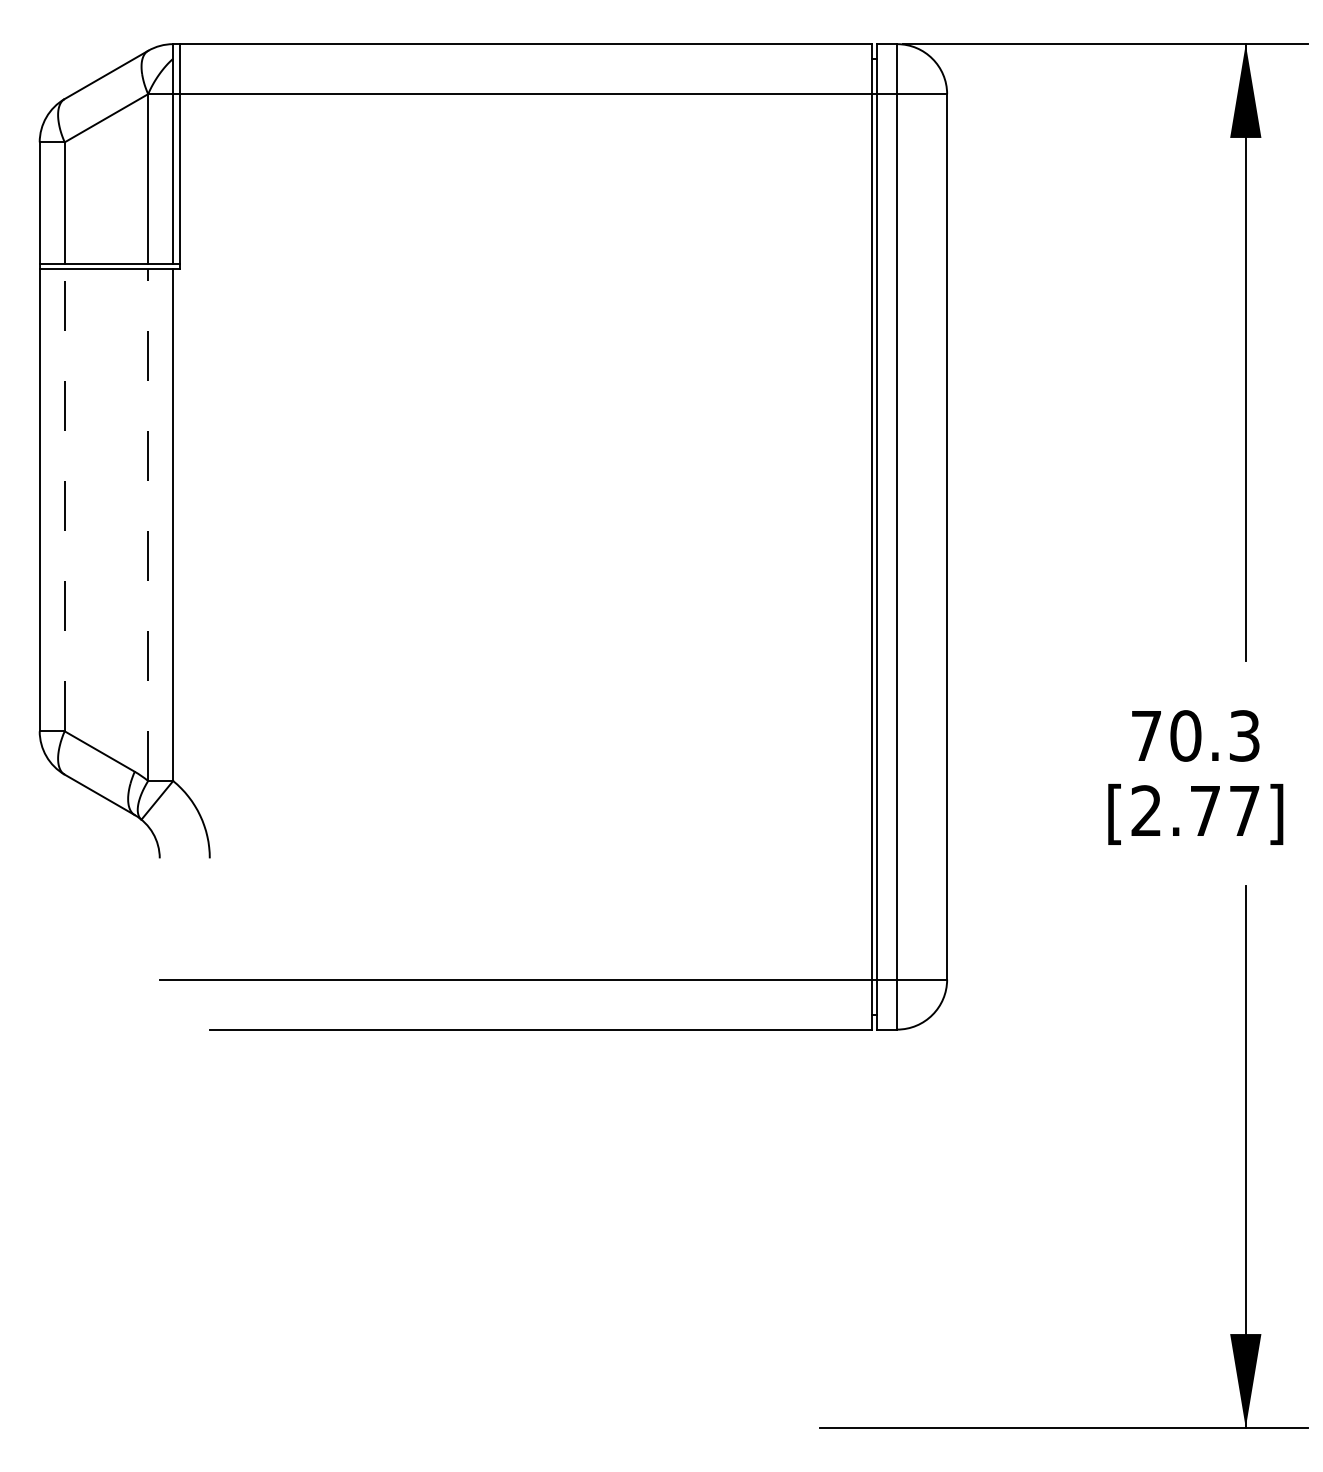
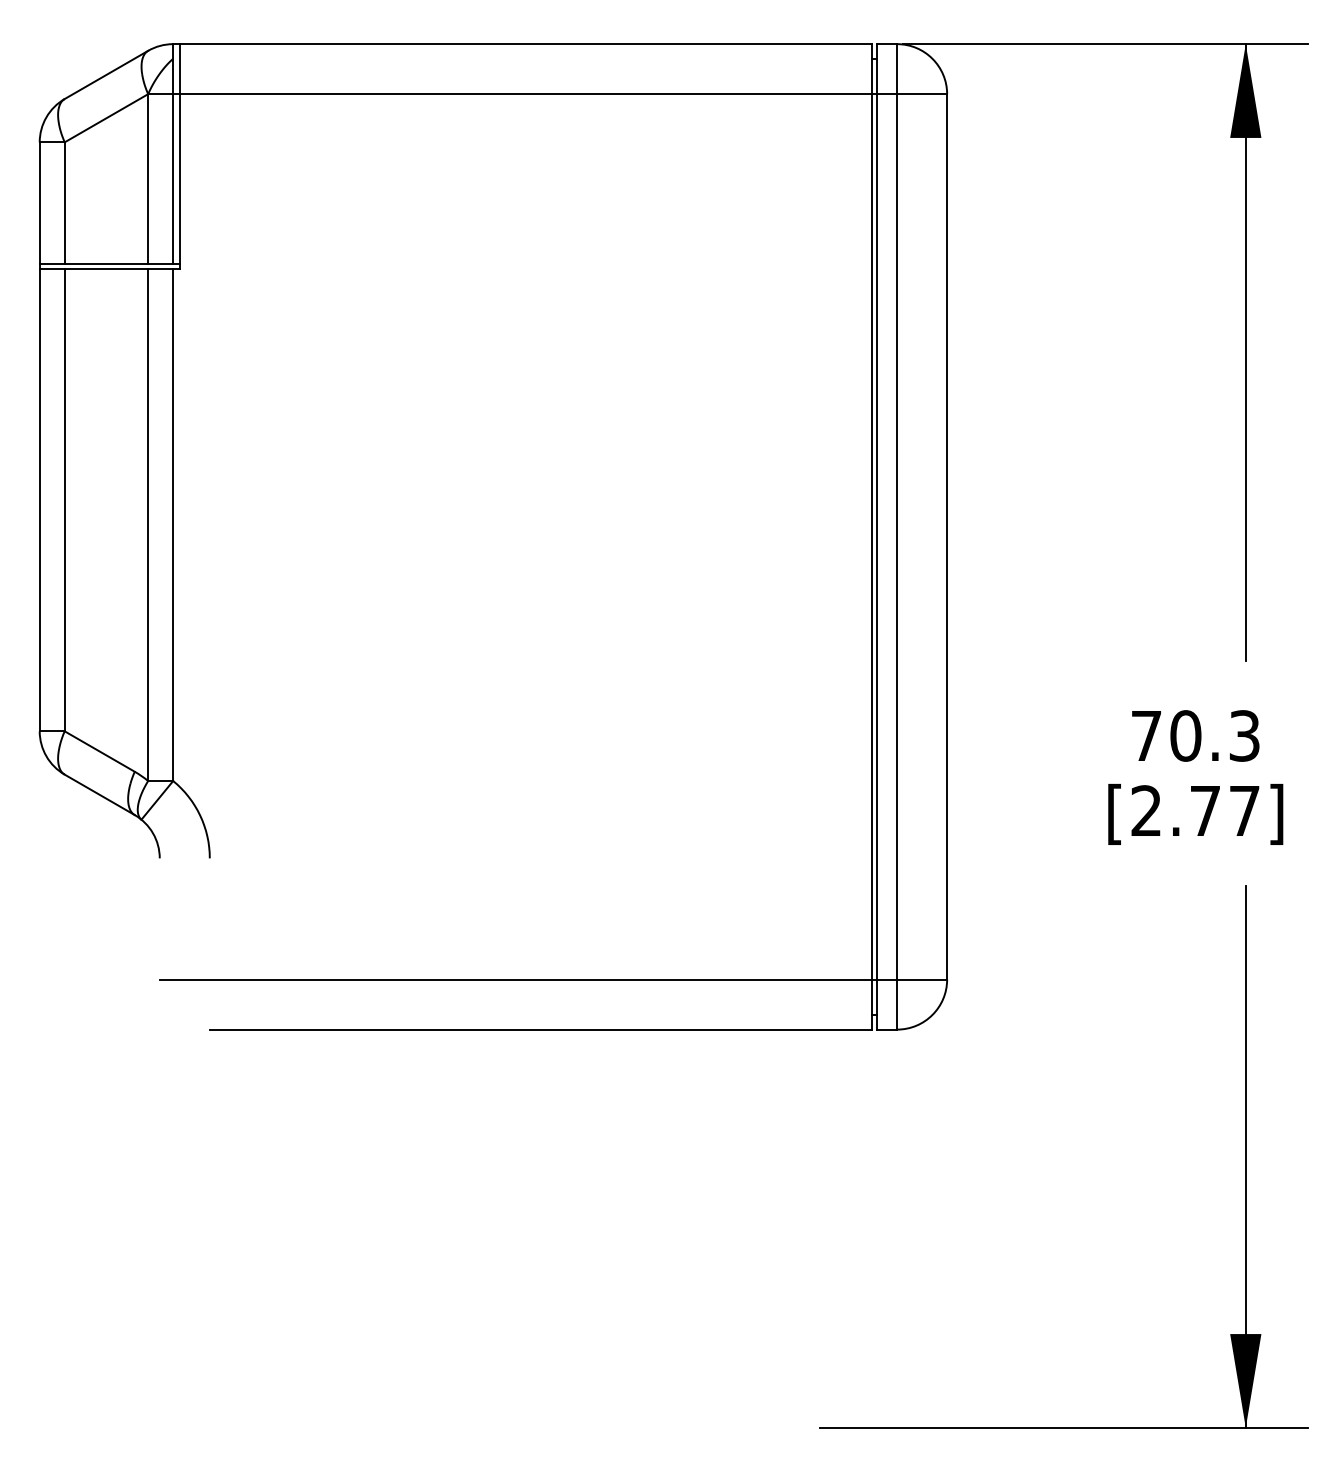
line: dashed -> solid (64, 499)
line: dashed -> solid (148, 525)
